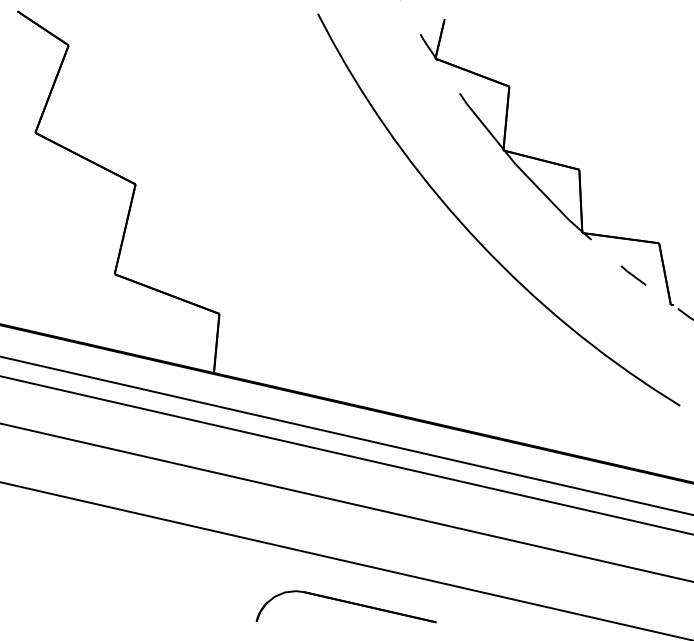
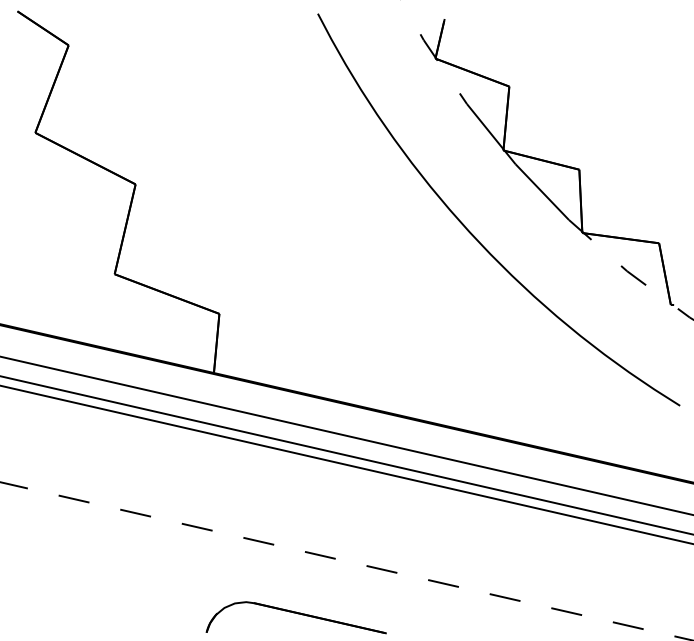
line position: (346, 502) -> (346, 464) (346, 464)
line: solid -> dashed (346, 561)
part position: (345, 606) -> (295, 617) (295, 617)
